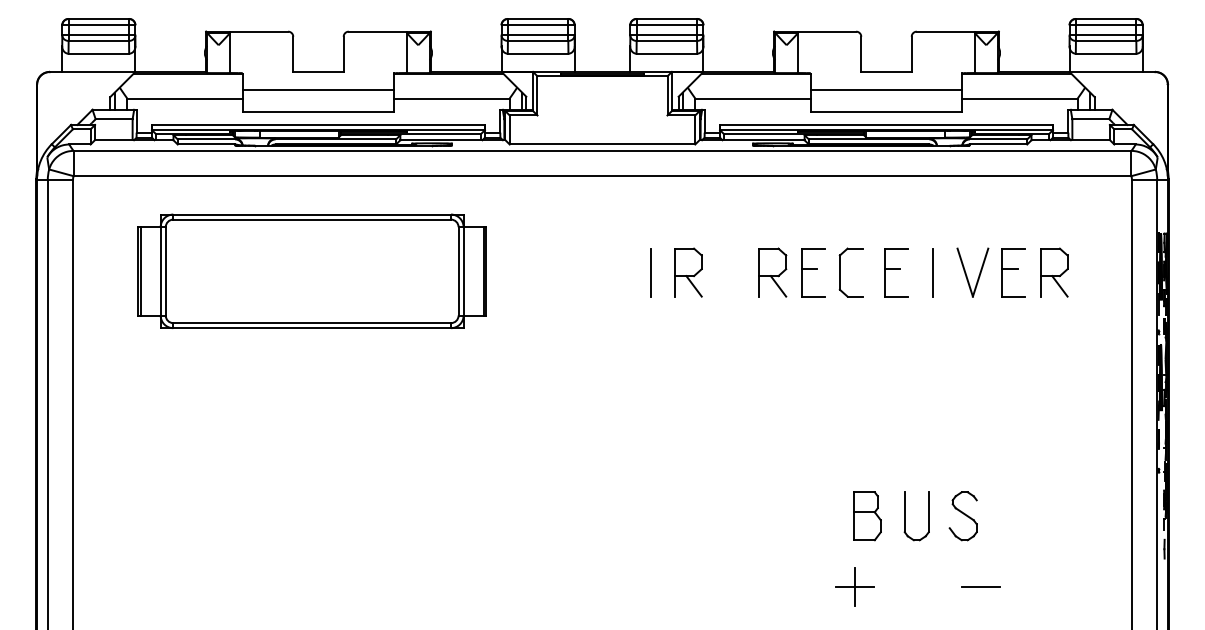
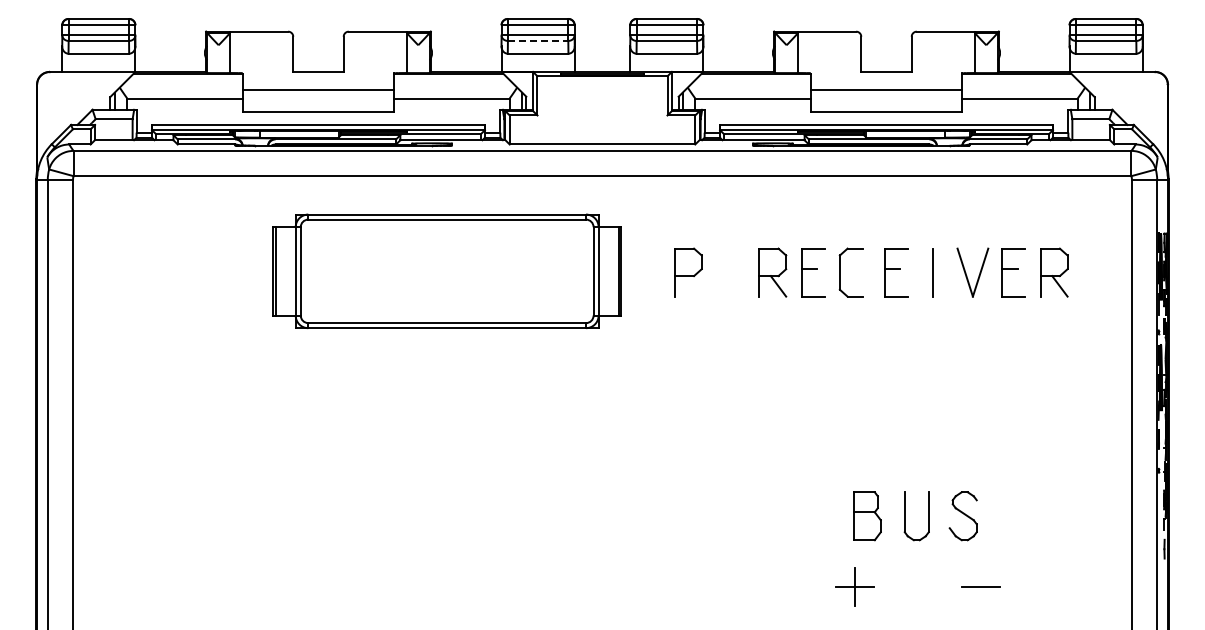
line: solid -> dashed (538, 40)
part position: (311, 270) -> (446, 270) (446, 270)
line: present -> none (650, 272)
line: present -> none (693, 286)
